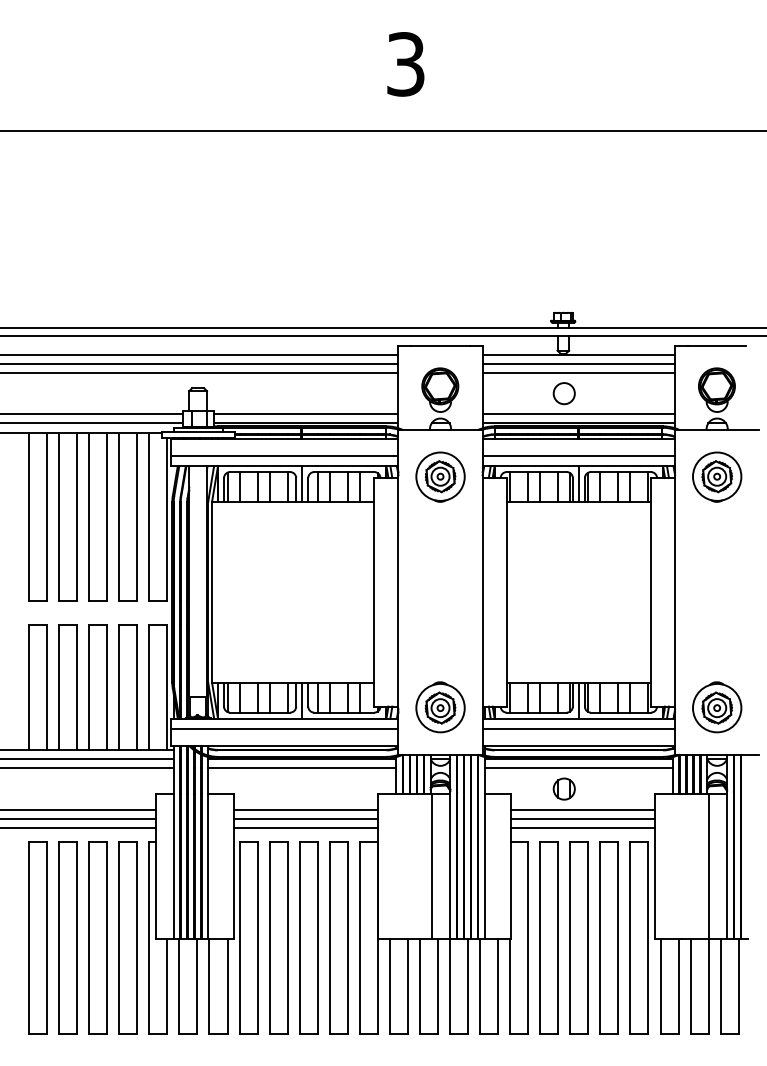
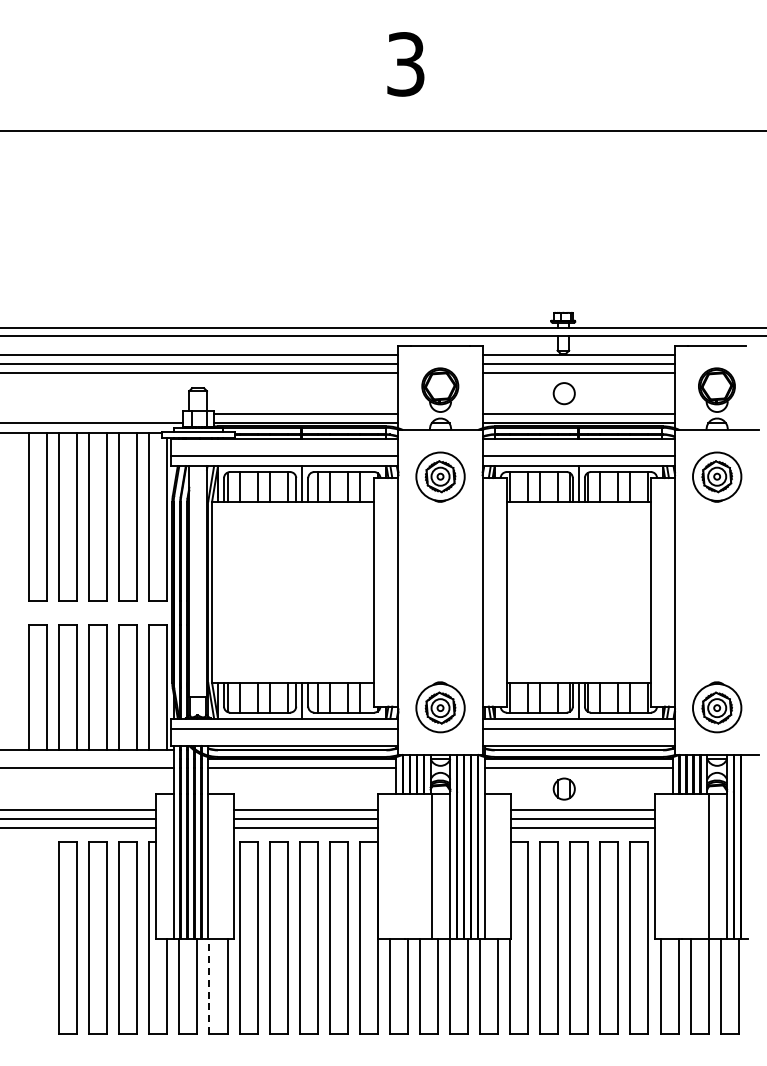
line: present -> none (92, 414)
line: present -> none (87, 759)
part: present -> none (37, 937)
line: solid -> dashed (209, 986)
